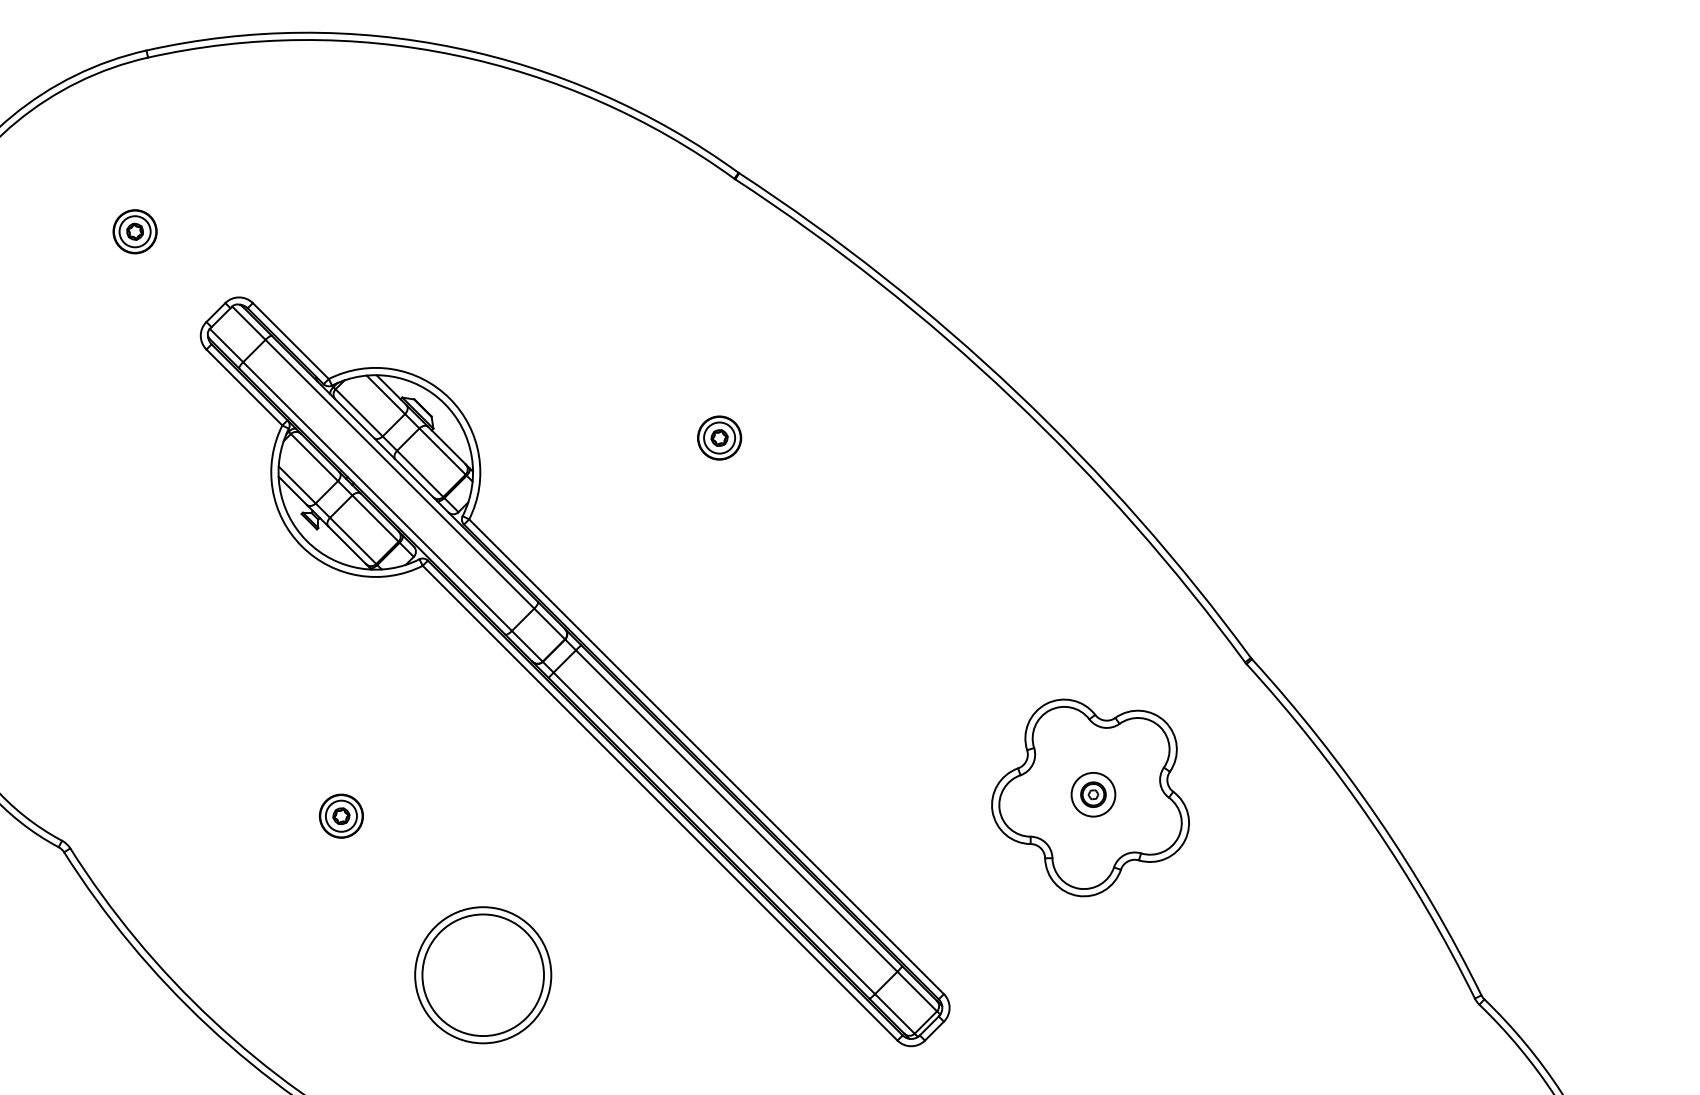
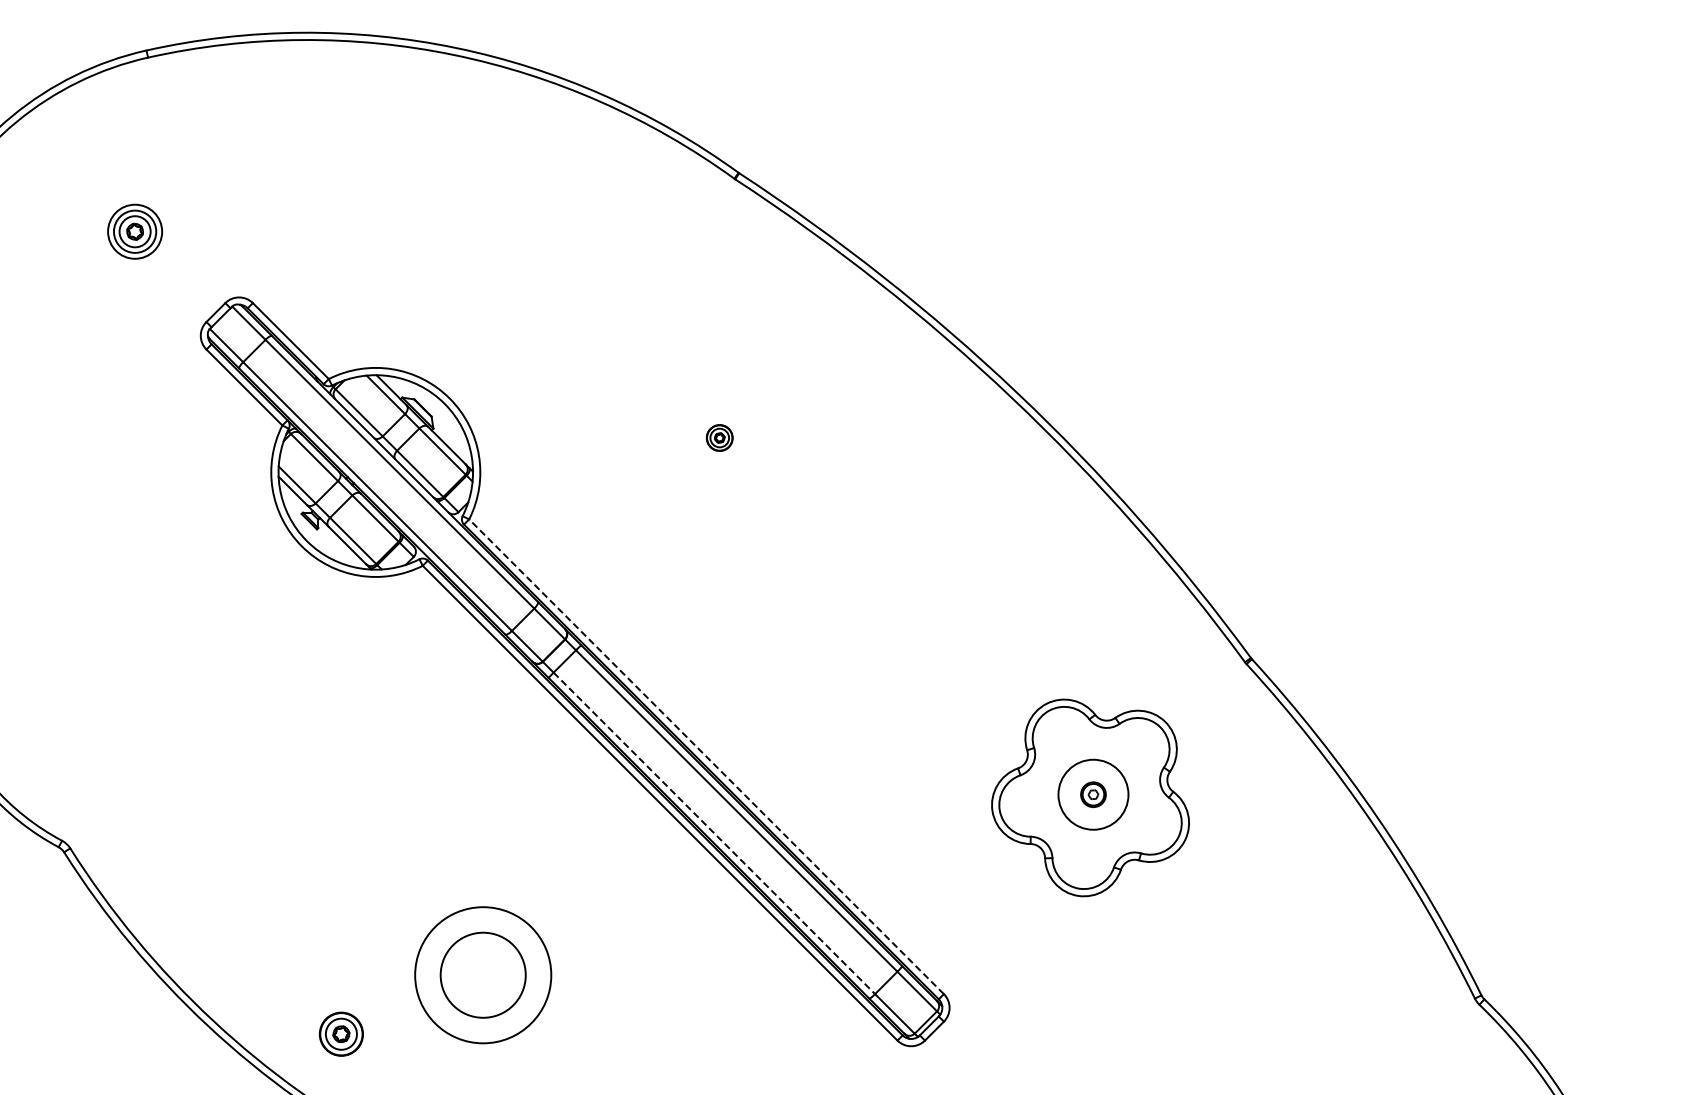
circle diameter: 43 px -> 54 px (135, 231)
part size: 46x46 px -> 29x28 px (719, 437)
line: solid -> dashed (706, 756)
circle diameter: 44 px -> 70 px (1093, 794)
part position: (340, 815) -> (340, 1033) (340, 1033)
line: solid -> dashed (714, 833)
circle diameter: 122 px -> 85 px (482, 974)
